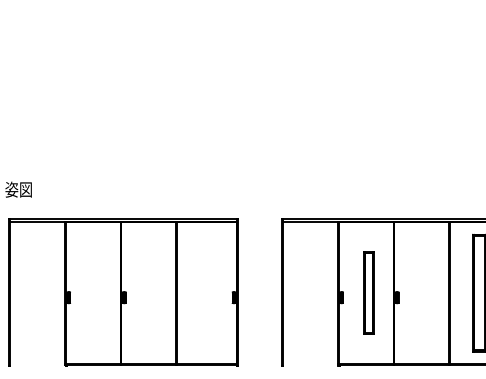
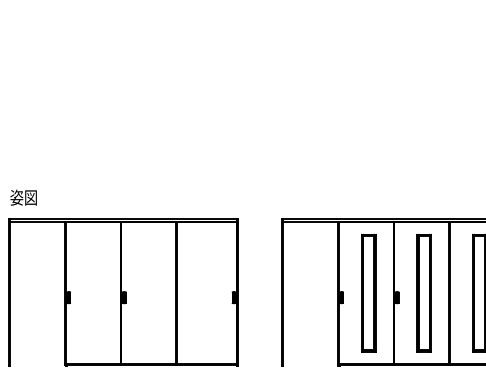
text position: (18, 189) -> (23, 197) (23, 197)
part size: 12x84 px -> 16x120 px (368, 292)
part: none -> present (423, 292)
